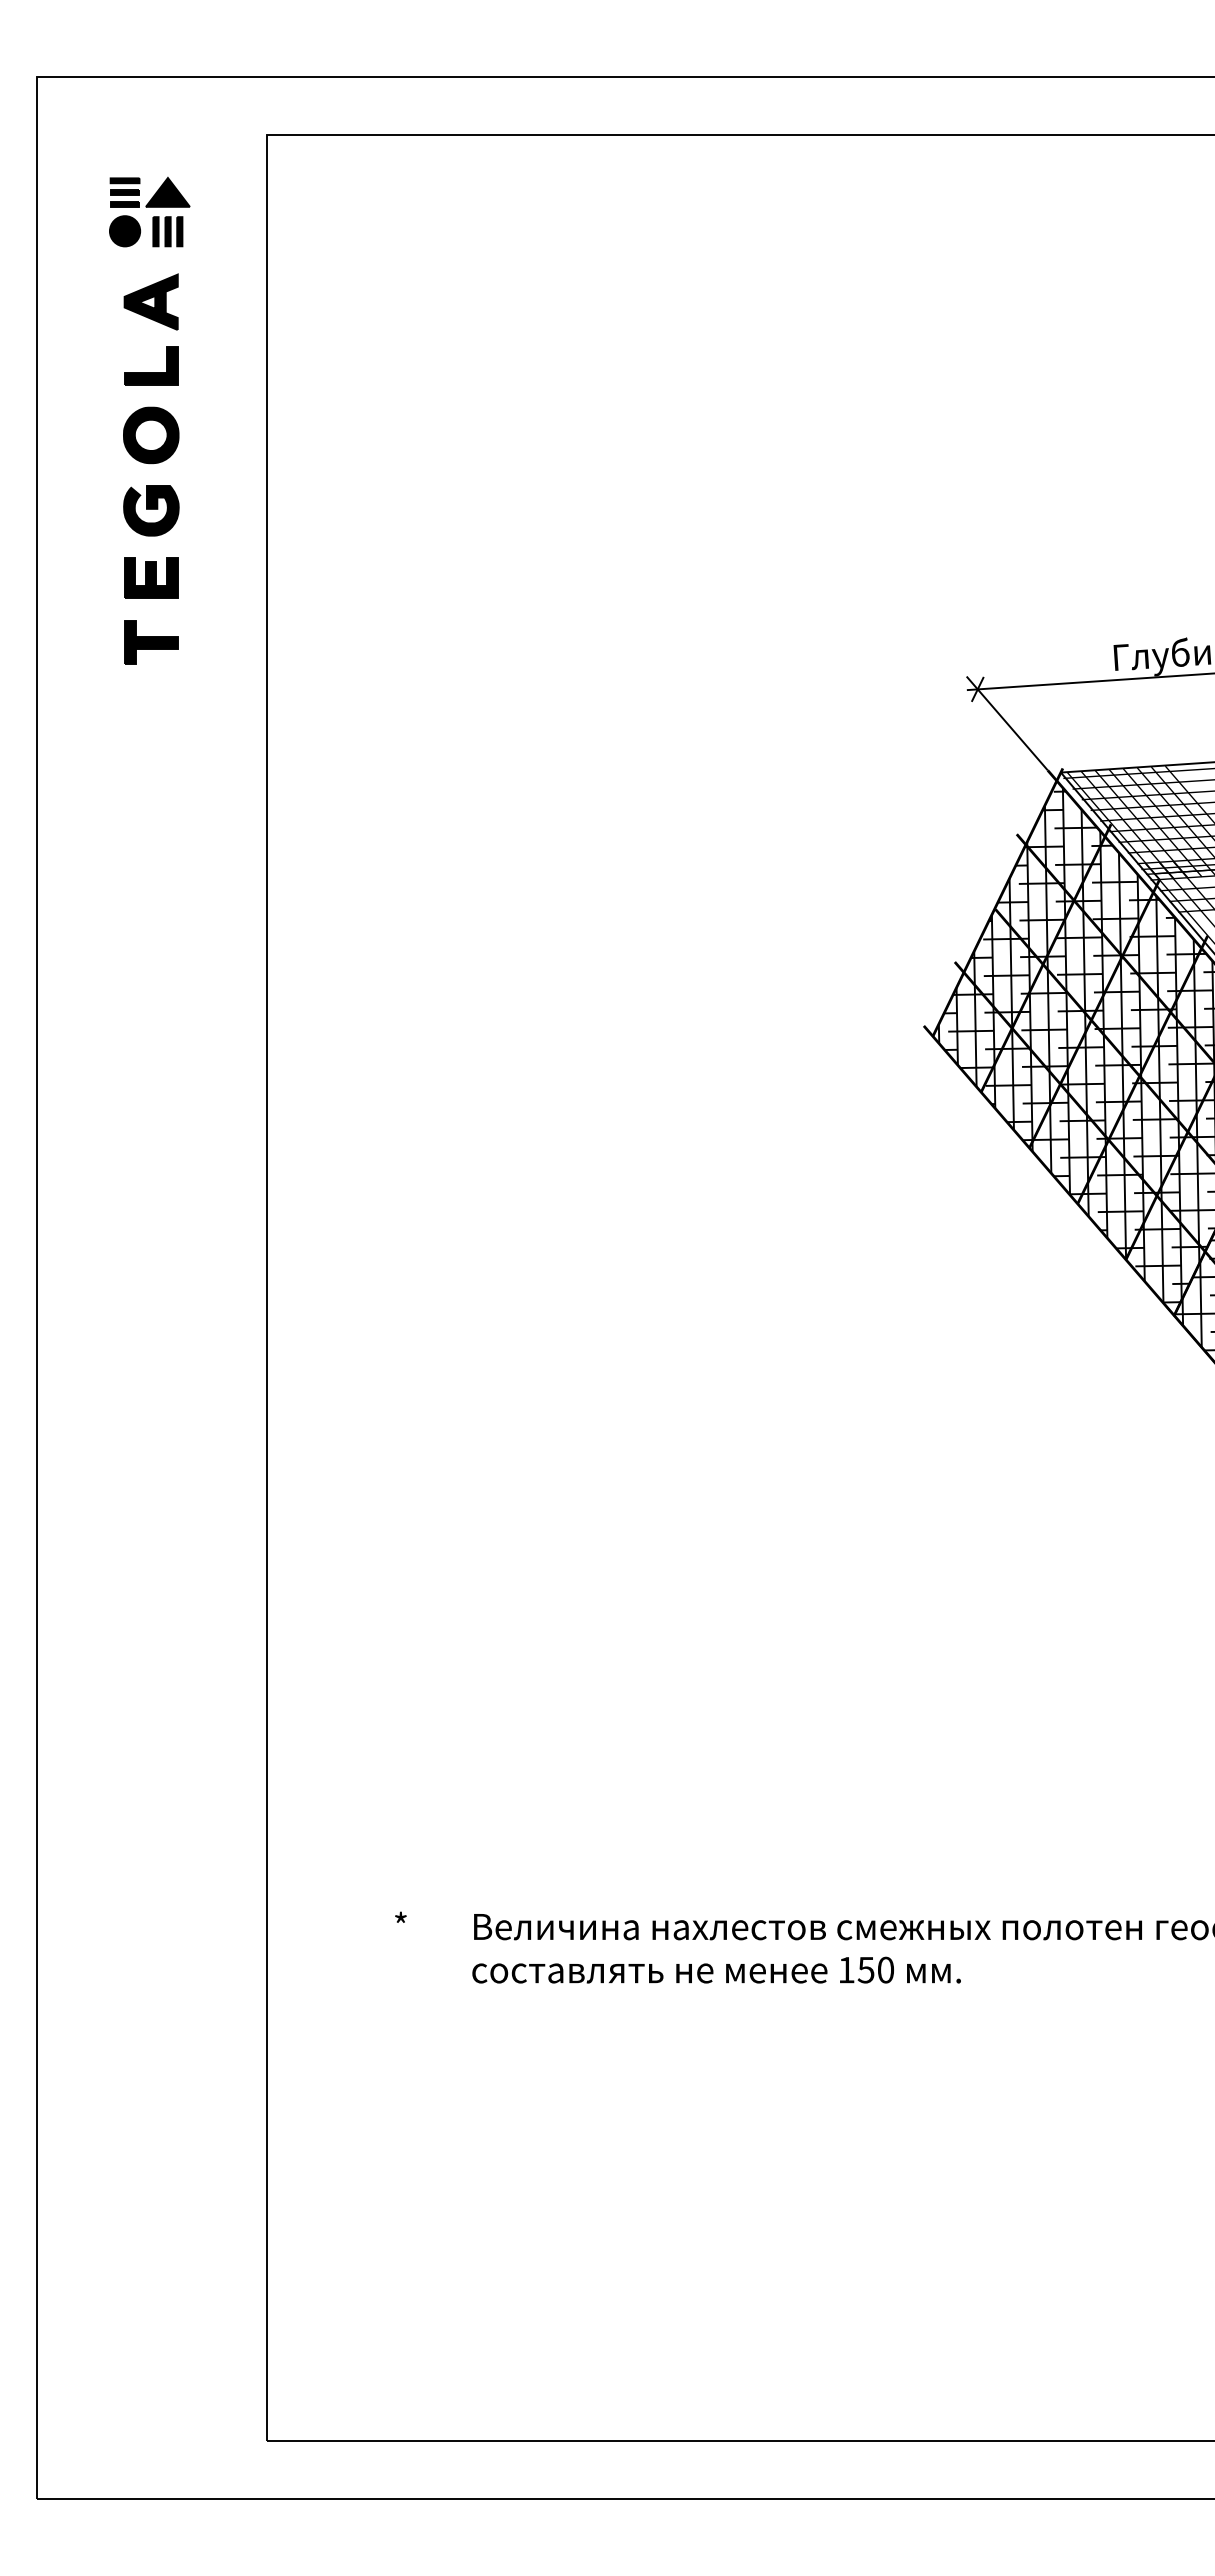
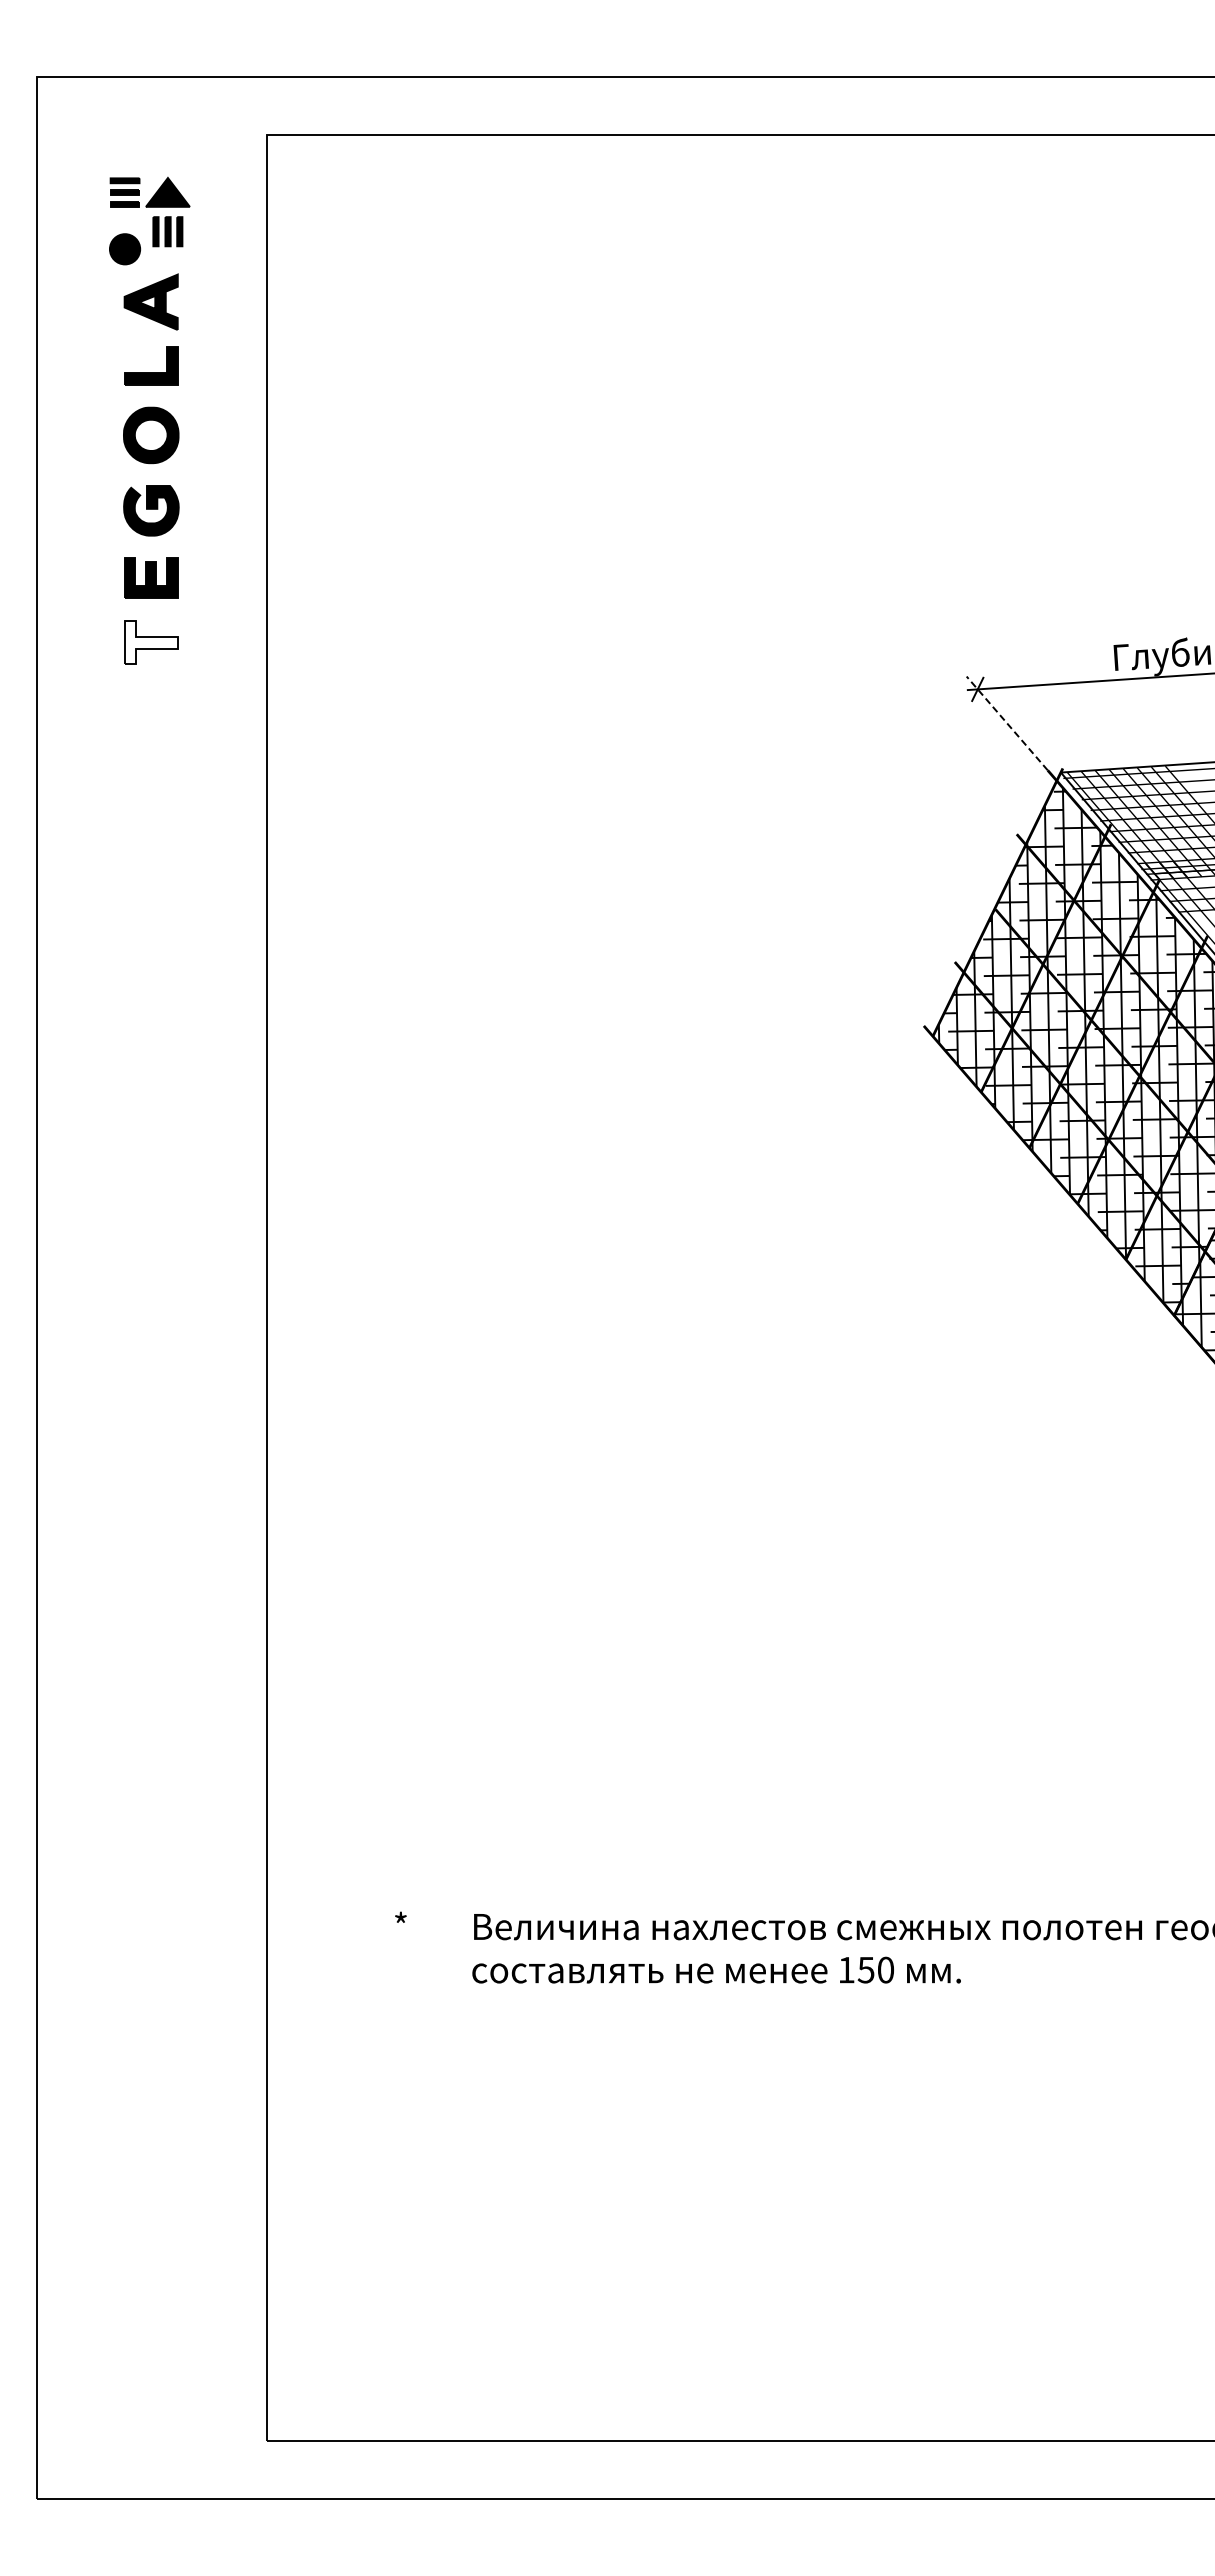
part position: (125, 231) -> (125, 249) (125, 249)
fill: present -> none (150, 642)
line: solid -> dashed (1006, 723)
